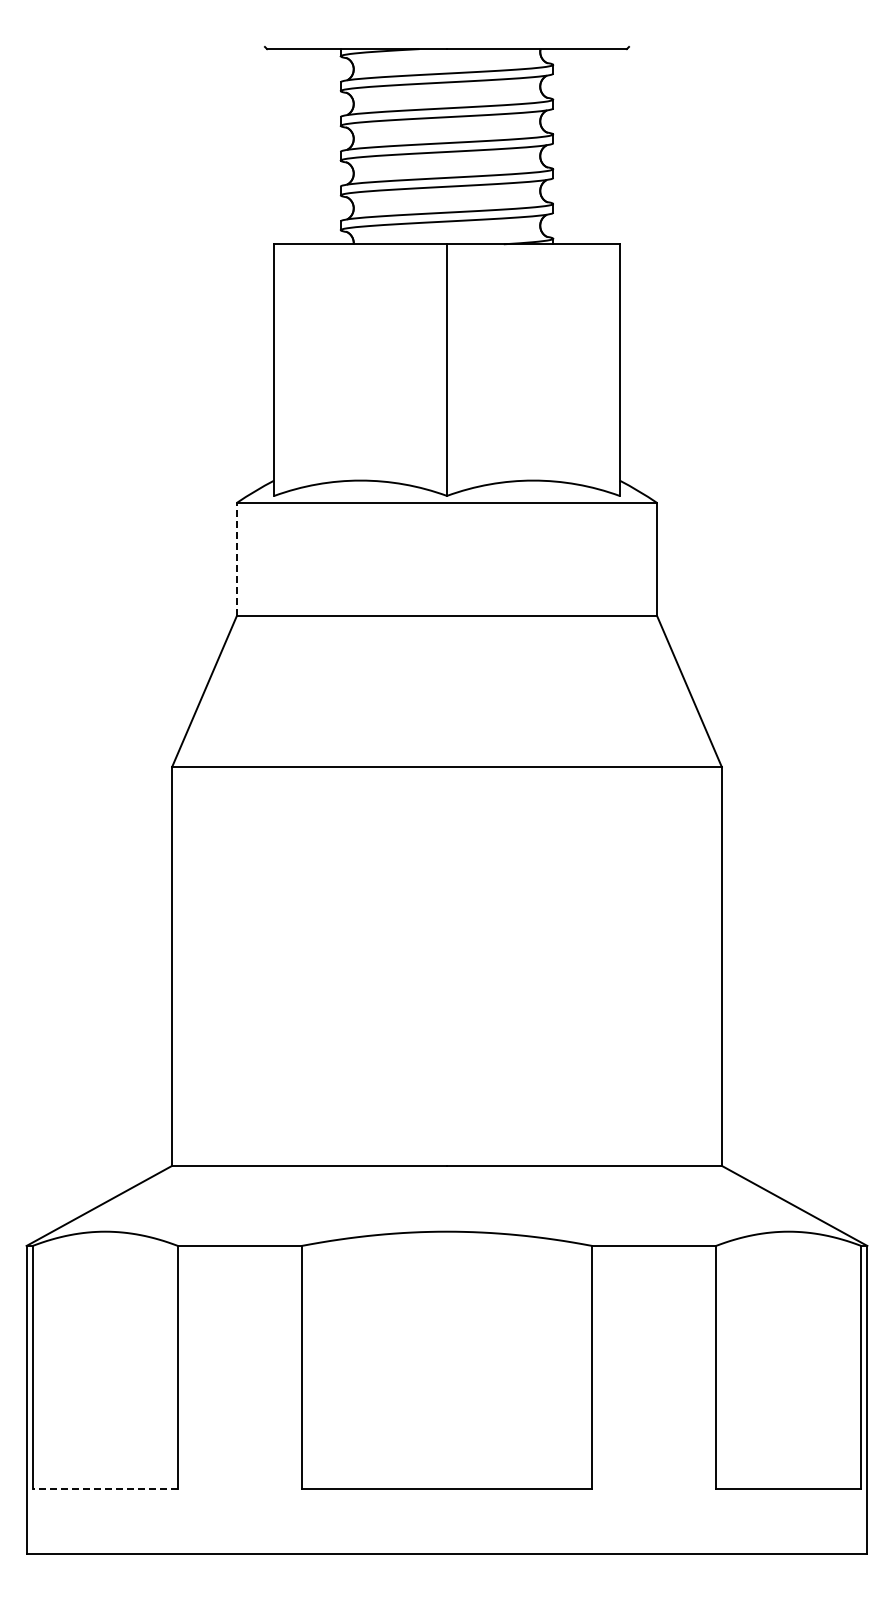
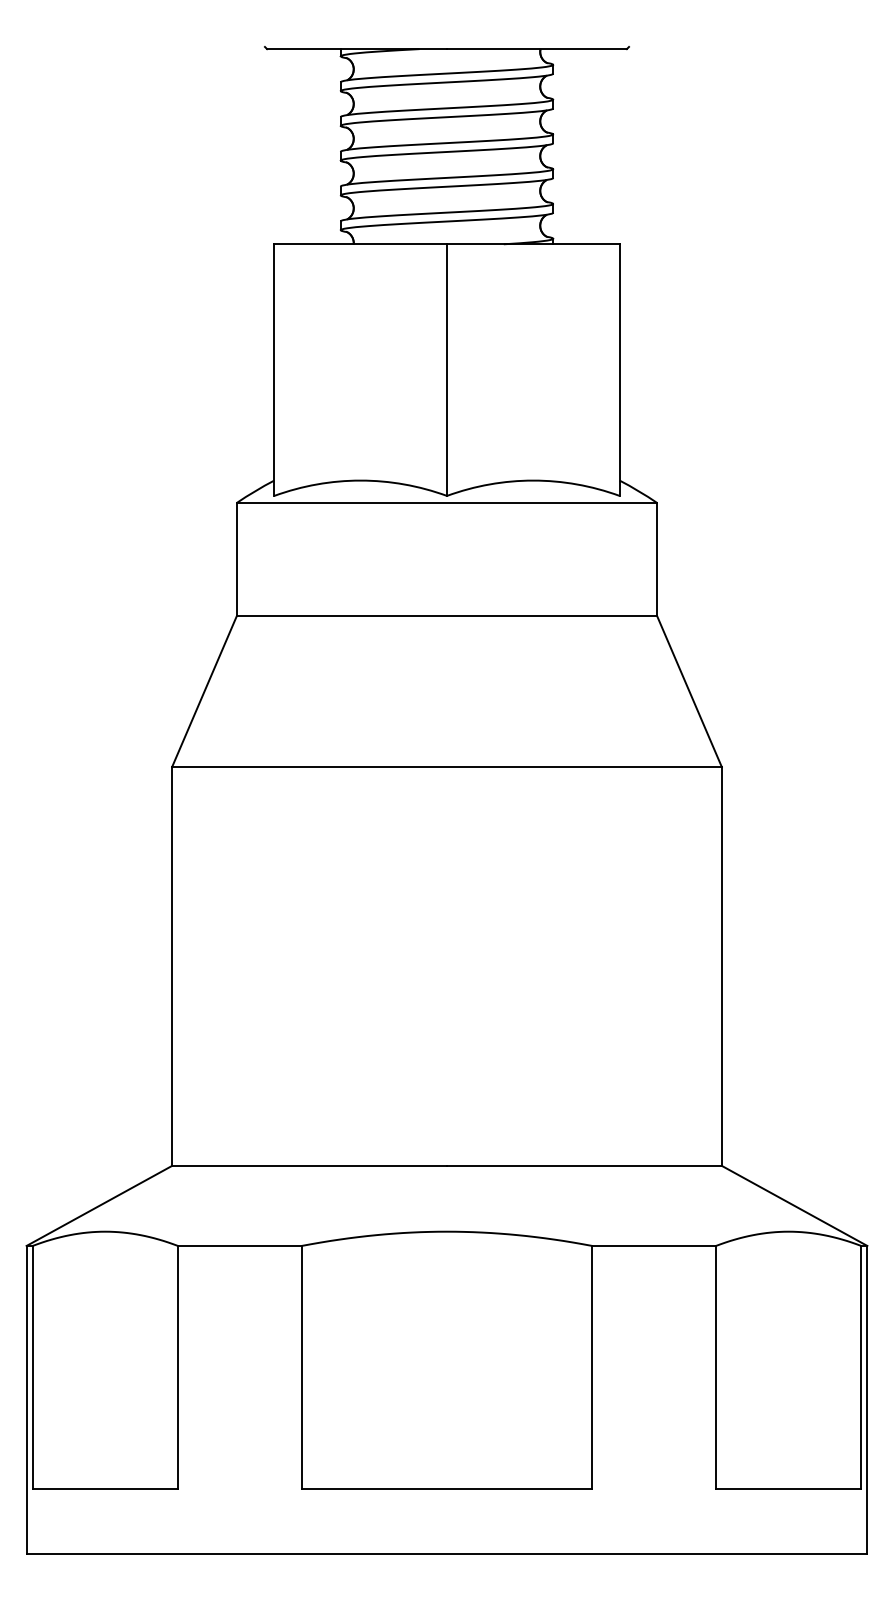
line: dashed -> solid (236, 559)
line: dashed -> solid (105, 1489)
